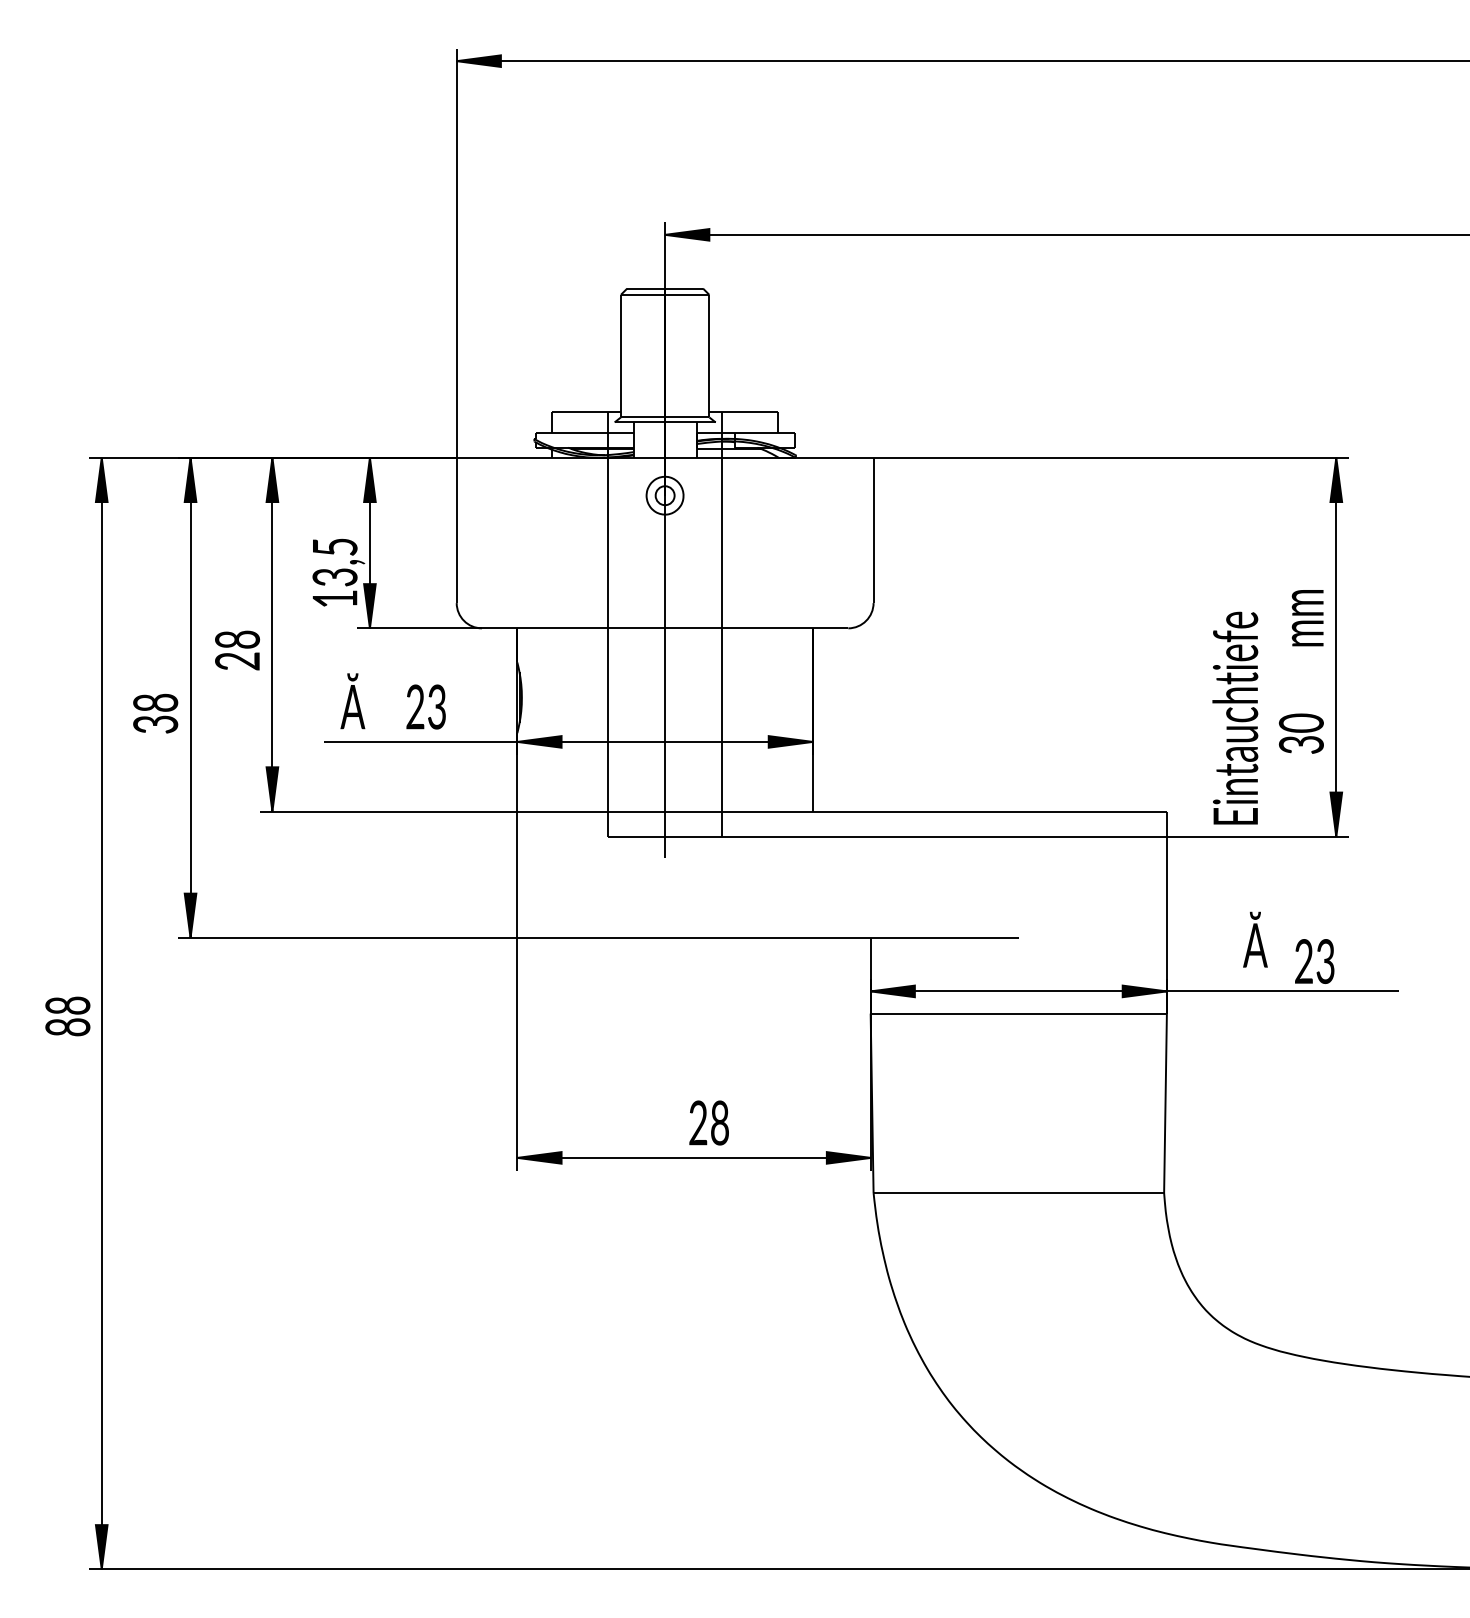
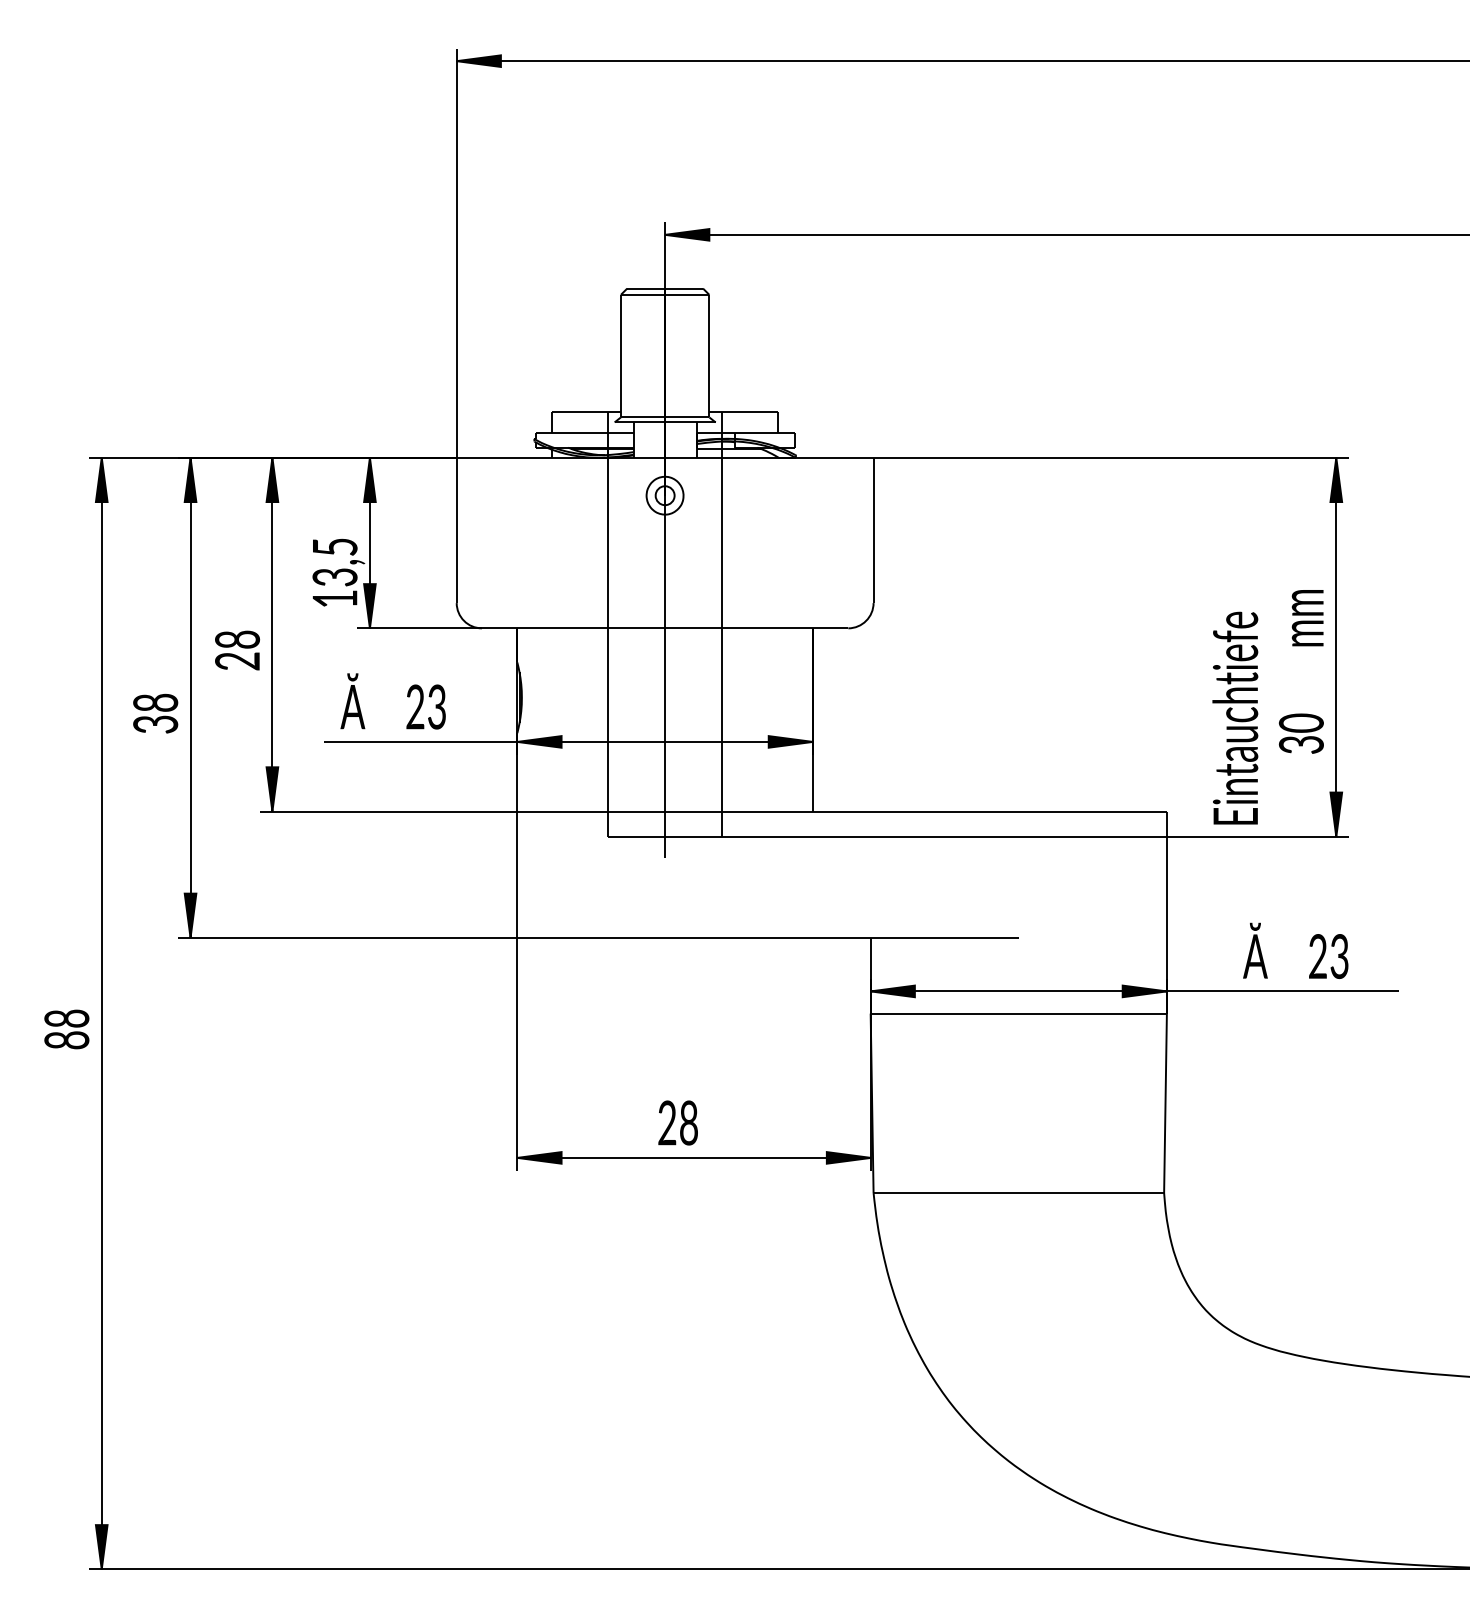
text position: (1255, 939) -> (1255, 950) (1255, 950)
text position: (1314, 961) -> (1328, 956) (1328, 956)
text position: (67, 1016) -> (66, 1029) (66, 1029)
text position: (708, 1122) -> (677, 1122) (677, 1122)
